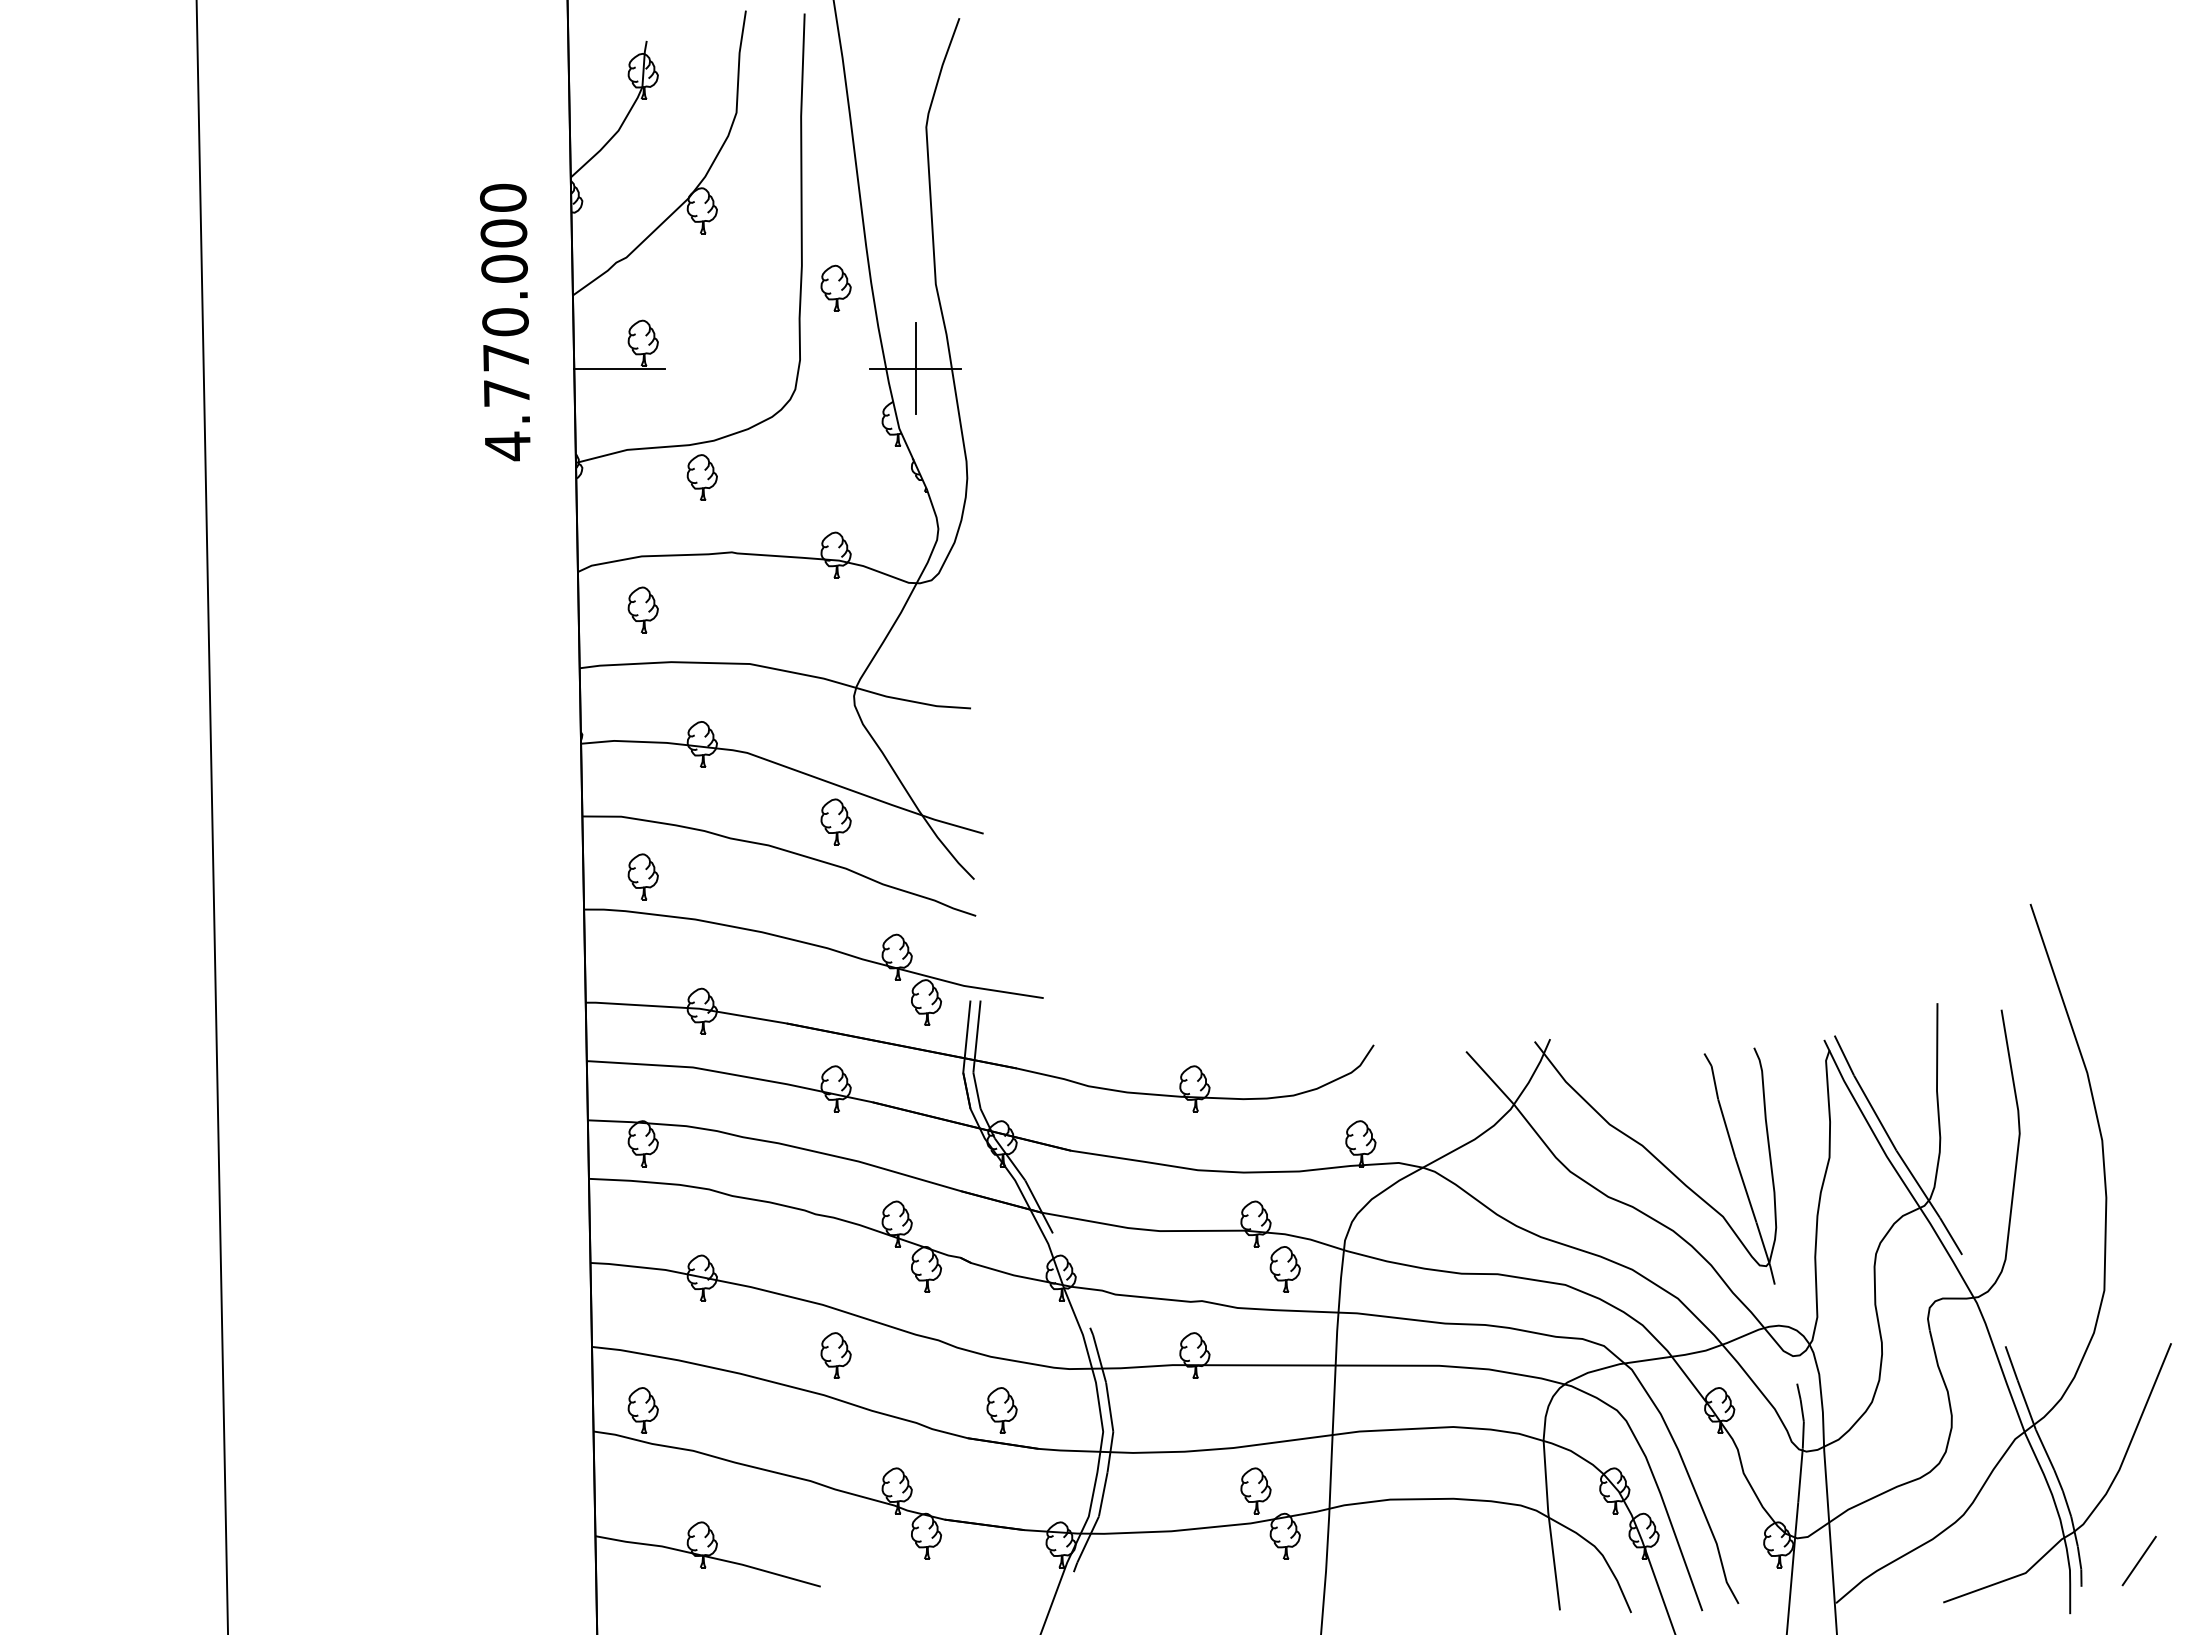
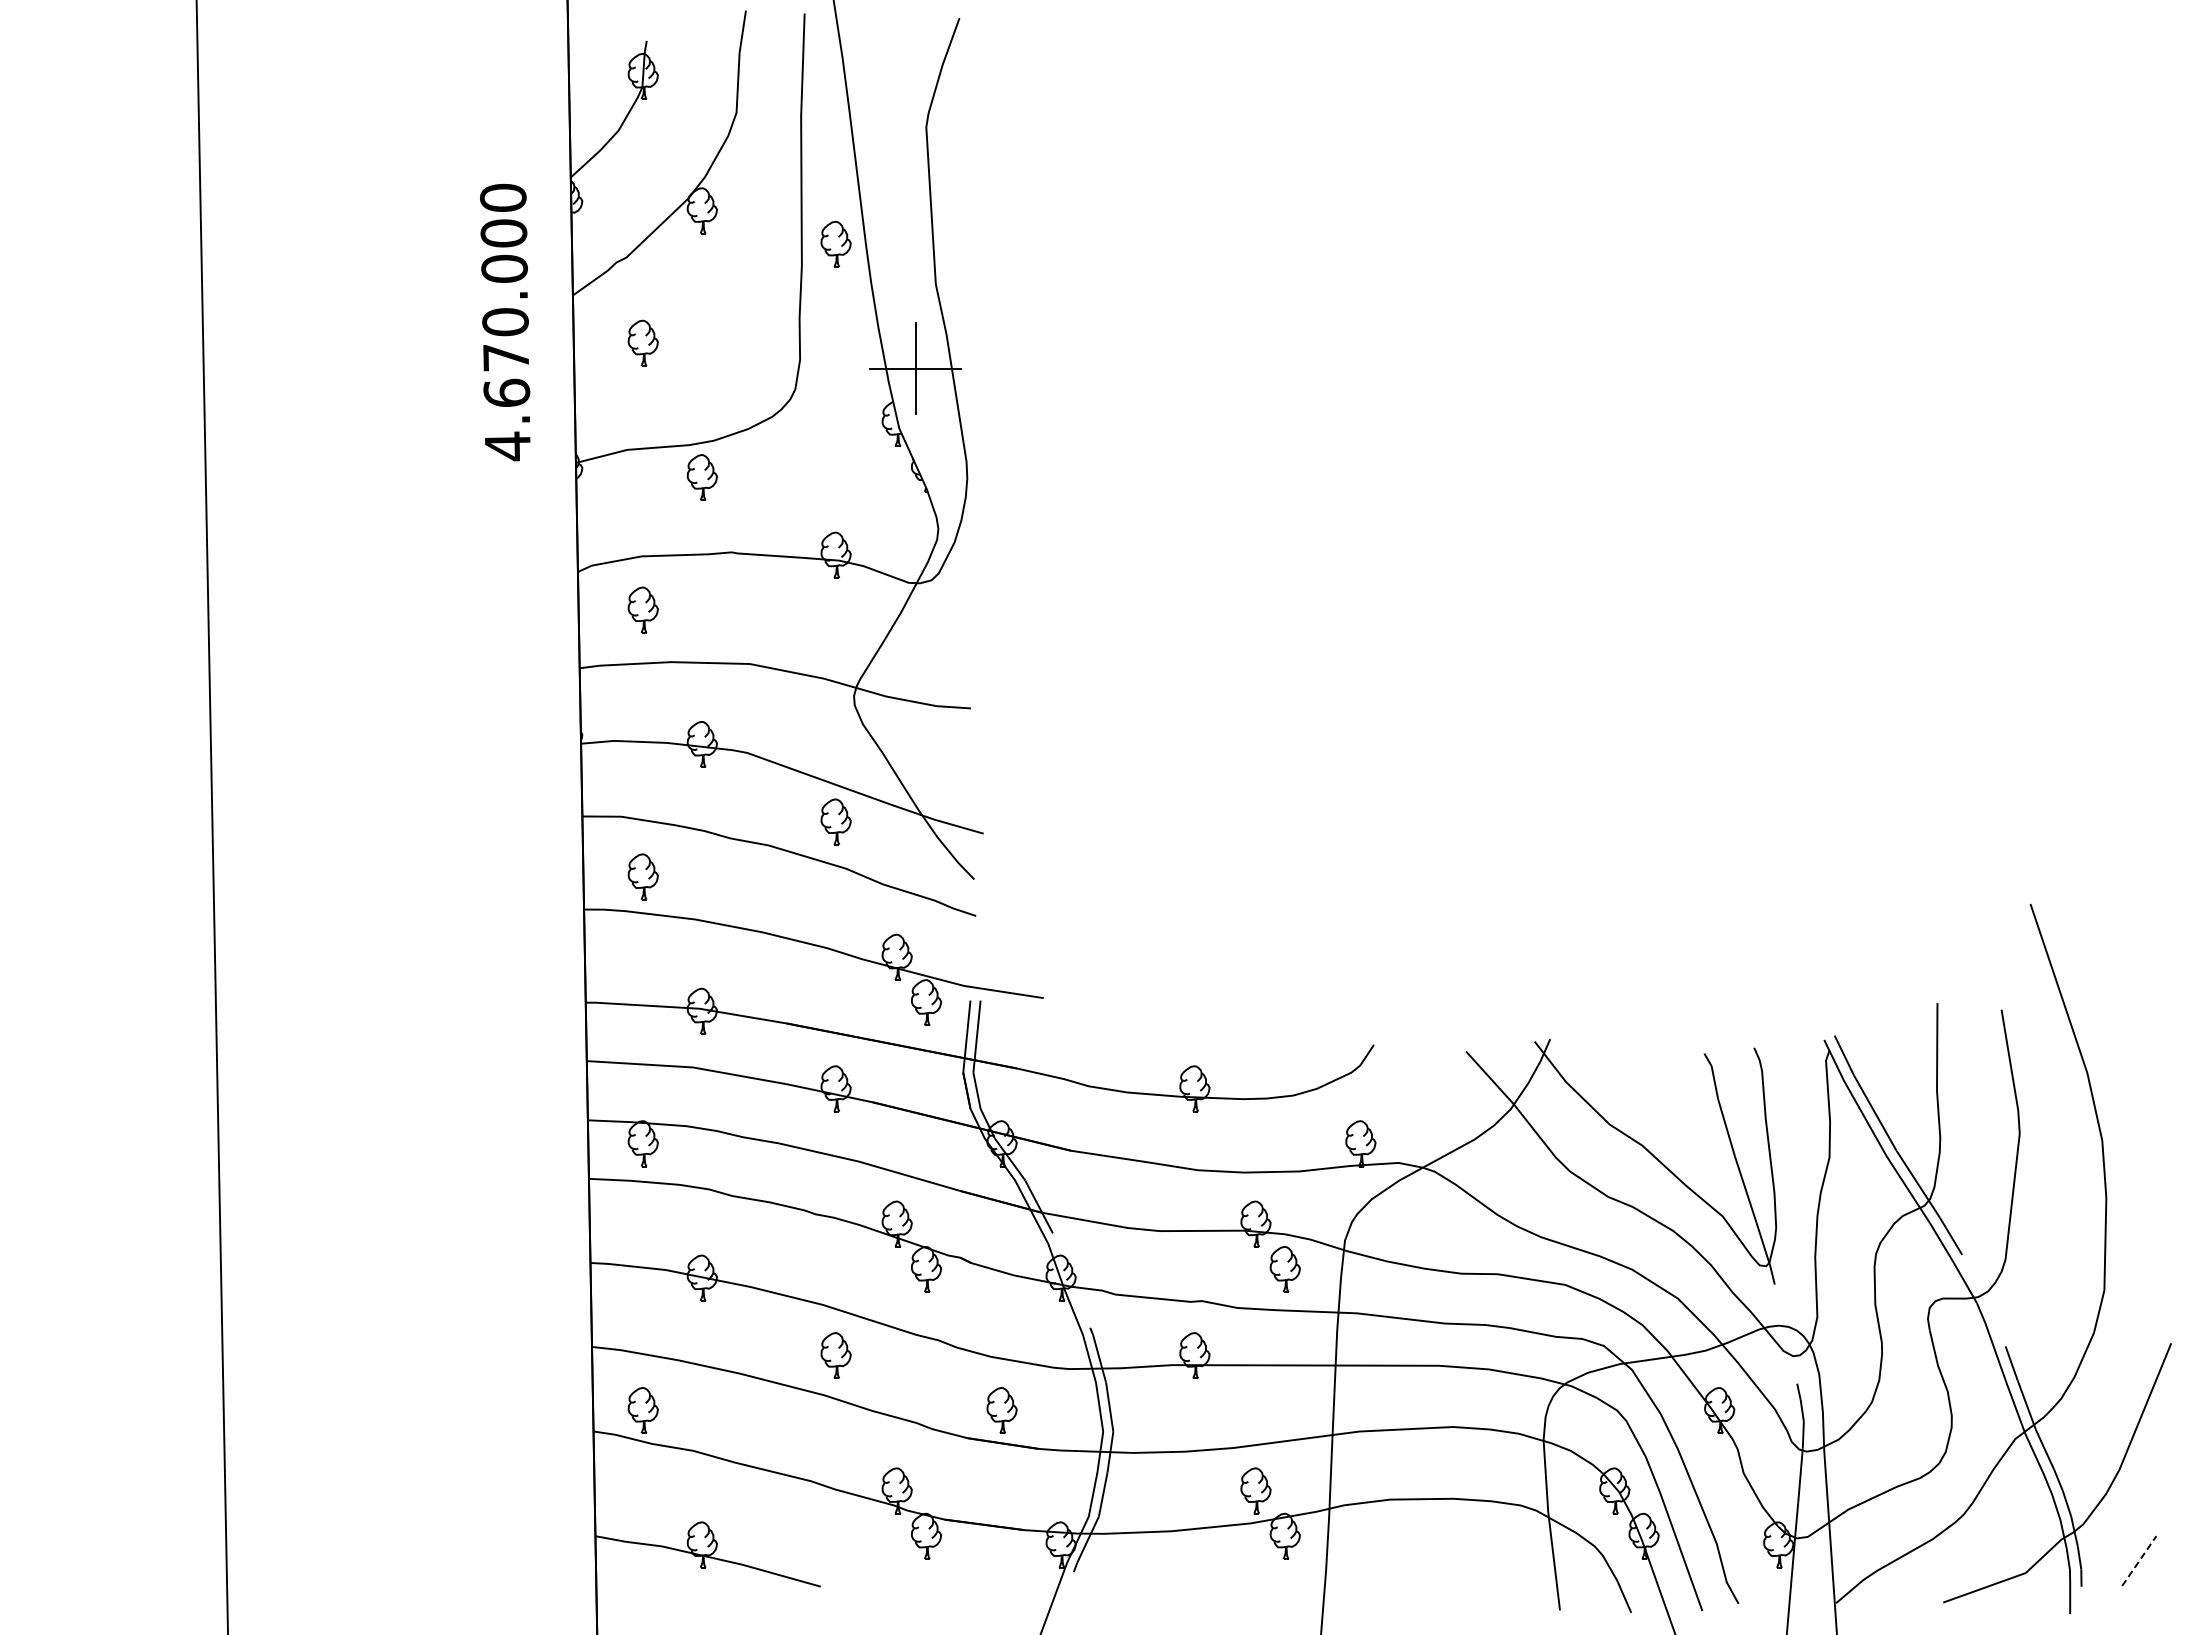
part position: (835, 287) -> (835, 243) (835, 243)
line: present -> none (619, 368)
text: 4.770.000 -> 4.670.000 (506, 392)
line: solid -> dashed (2139, 1560)
